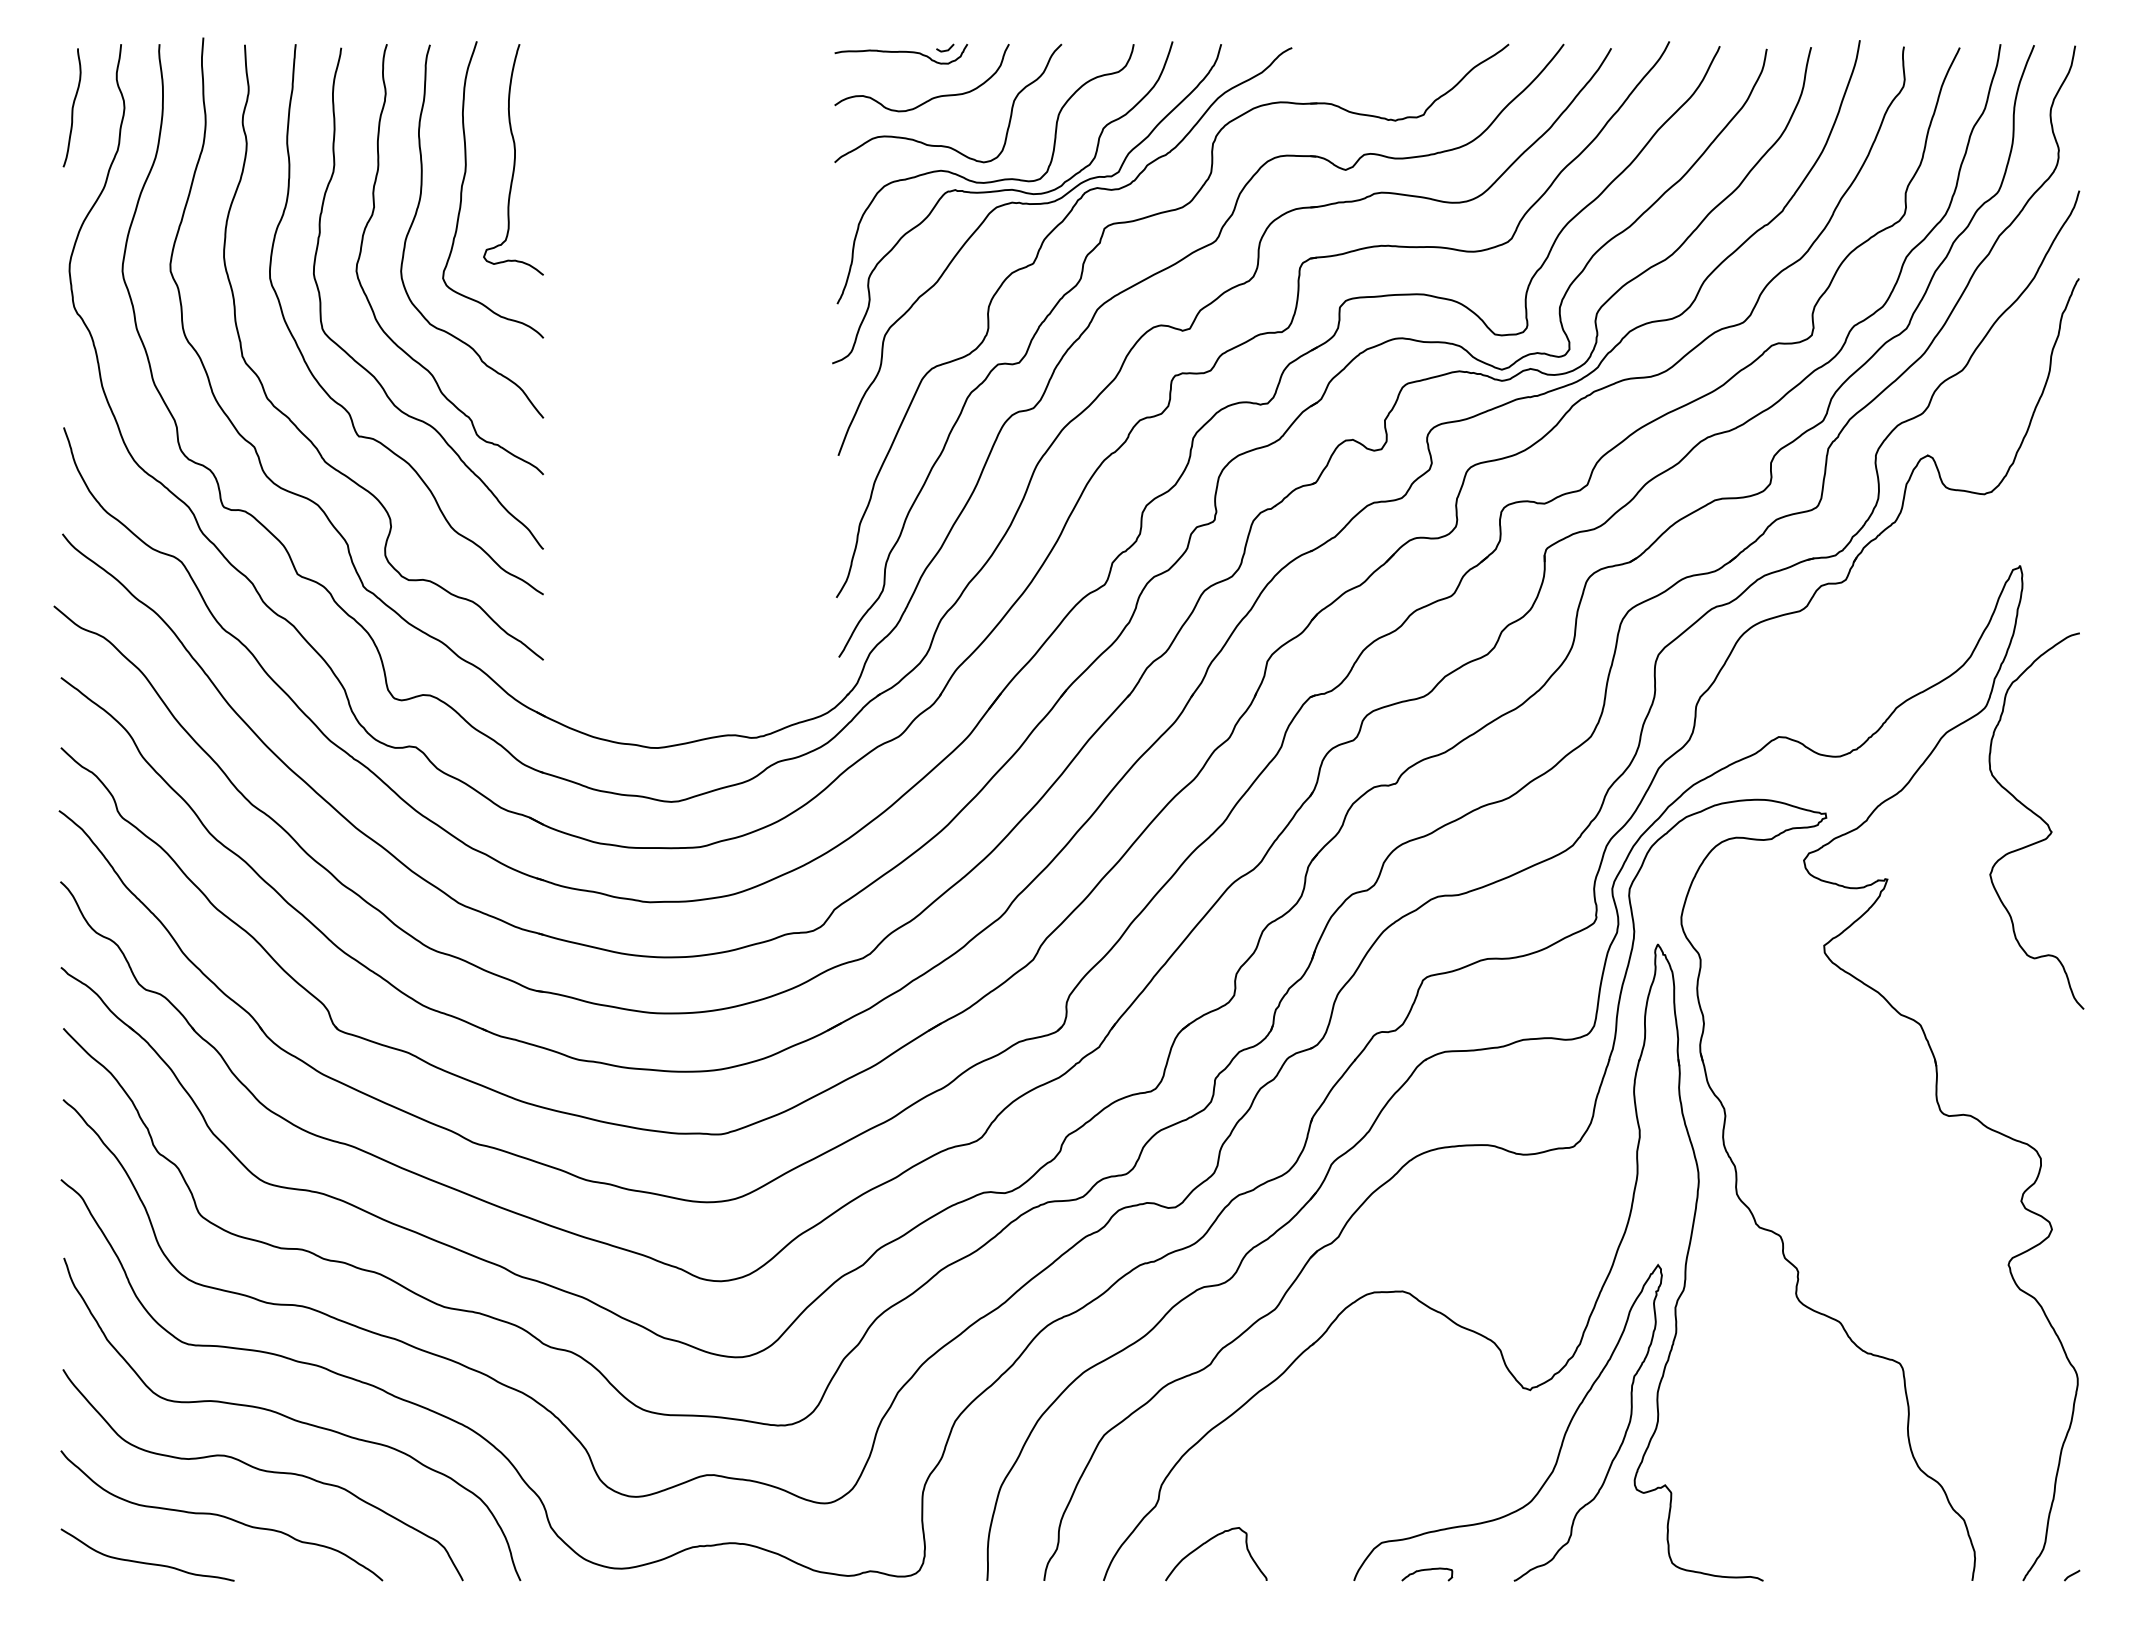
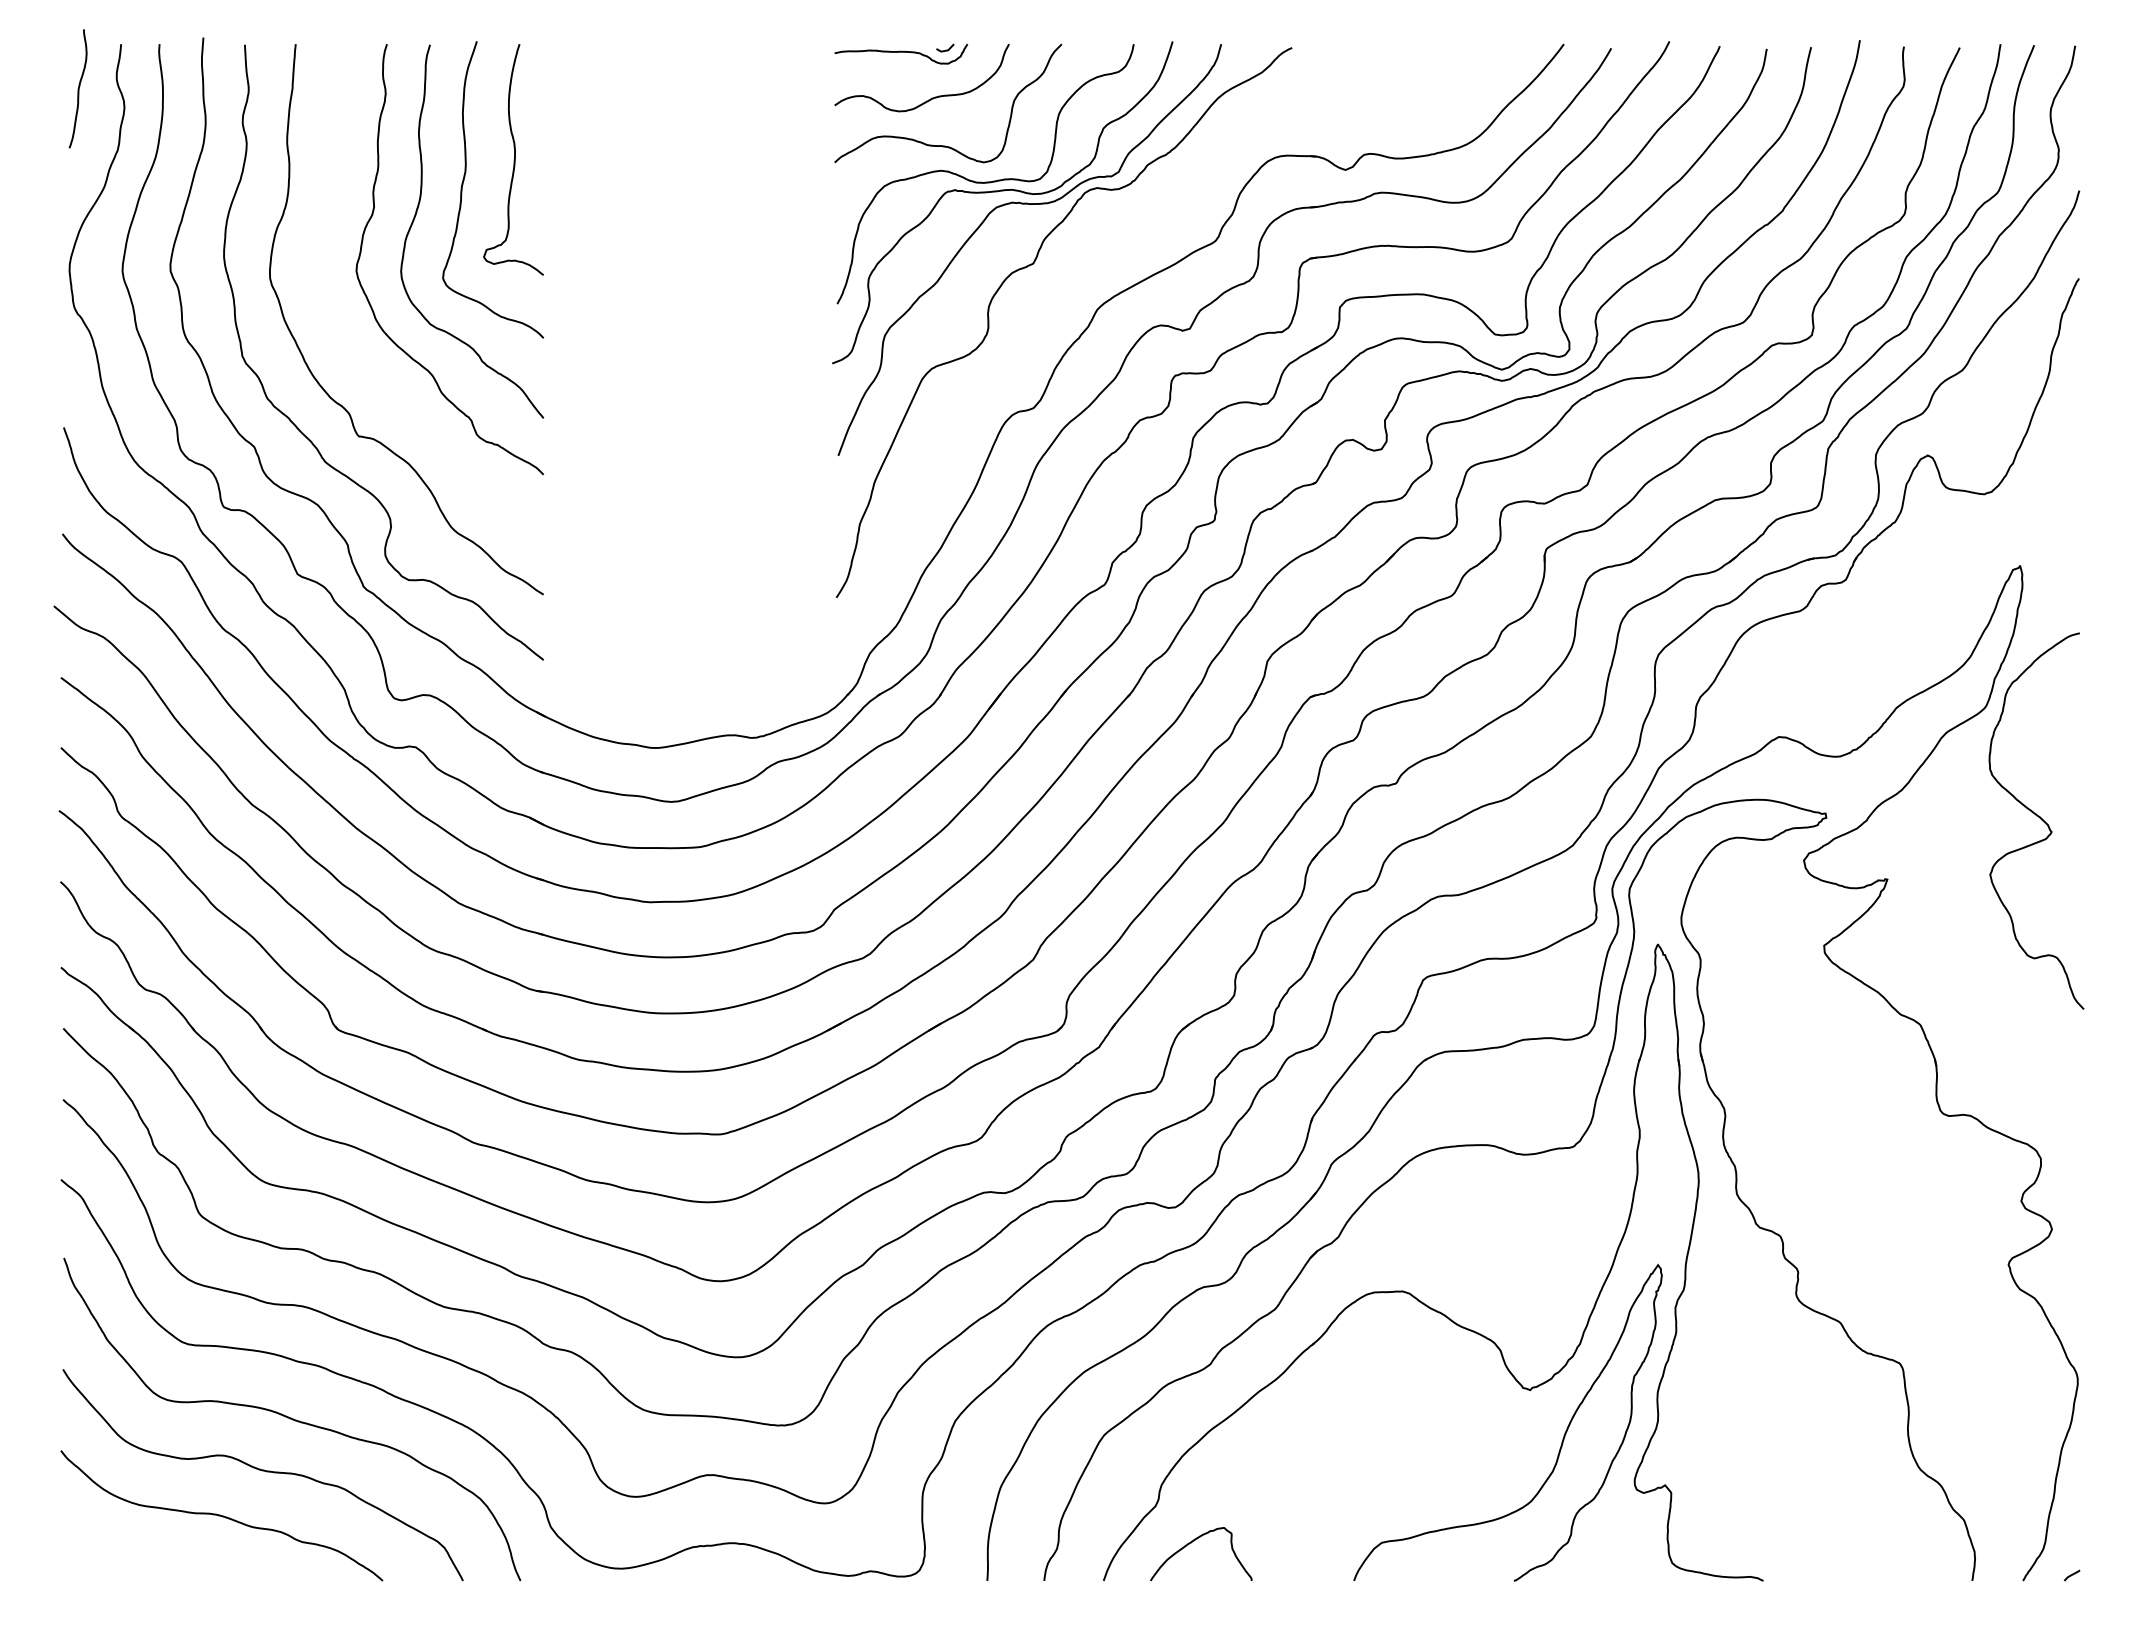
curve position: (71, 107) -> (77, 88) (77, 88)
part: present -> none (1078, 284)
curve: present -> none (366, 368)
curve position: (1209, 1541) -> (1194, 1541) (1194, 1541)
curve: present -> none (147, 1562)
curve: present -> none (1427, 1570)
